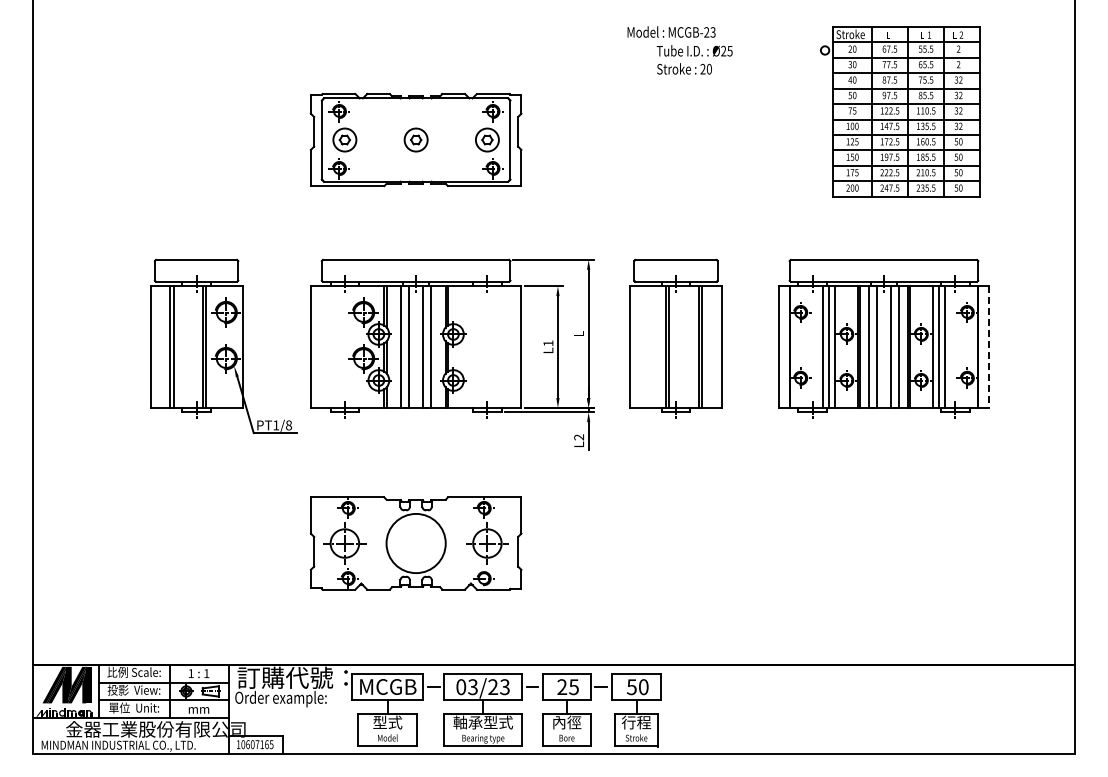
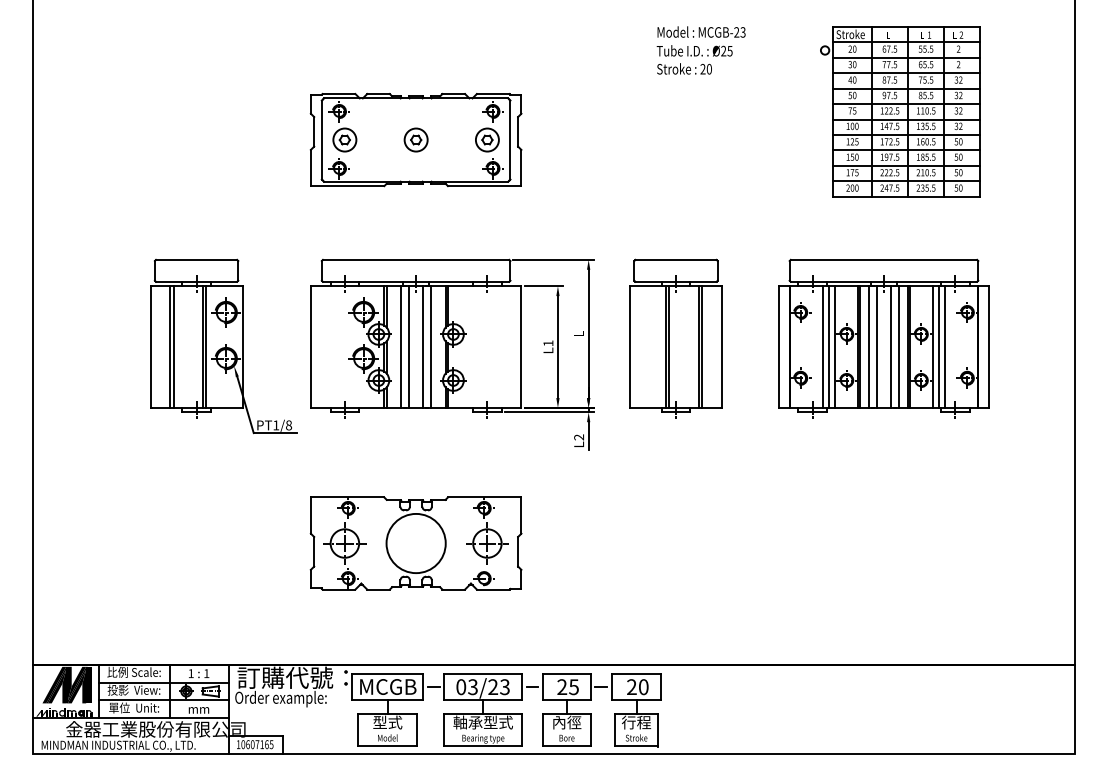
text position: (671, 31) -> (701, 31) (701, 31)
line: dashed -> solid (989, 347)
text: 50 -> 20 (631, 687)
